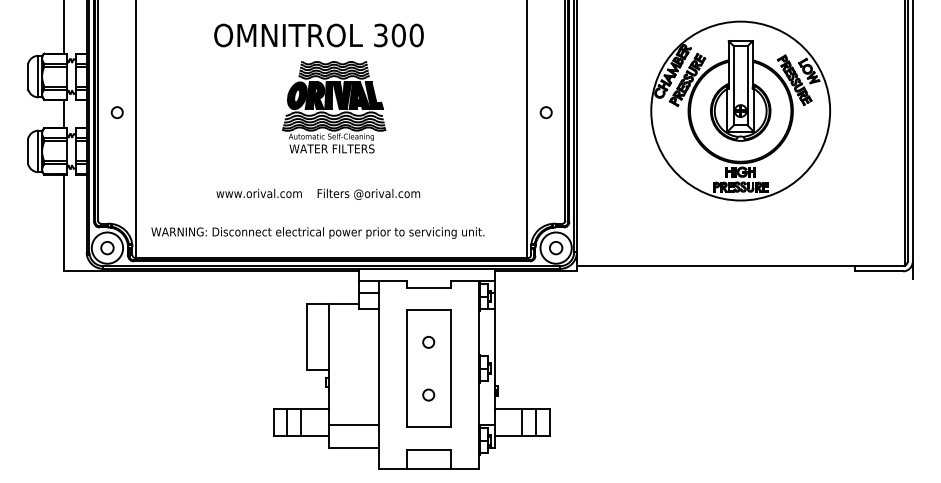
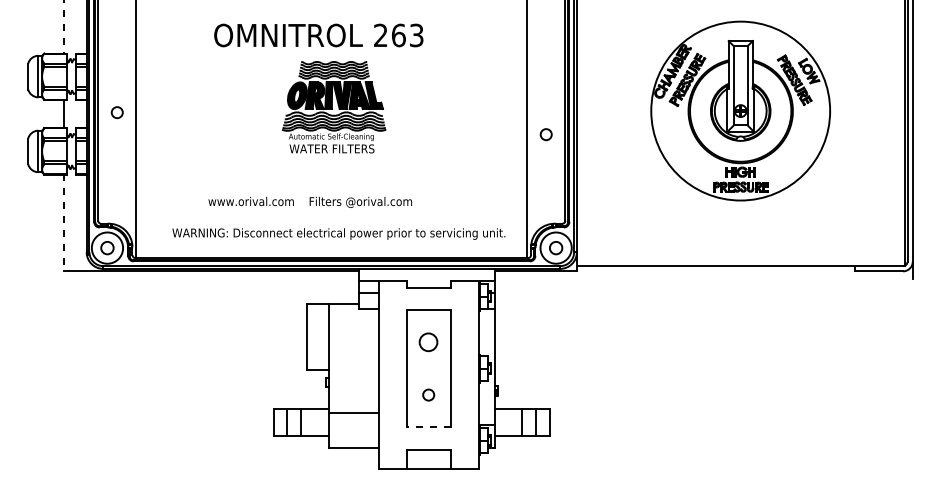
line: solid -> dashed (64, 27)
text: 300 -> 263 (398, 35)
circle position: (545, 112) -> (545, 134) (545, 134)
text position: (318, 193) -> (310, 201) (310, 201)
line: solid -> dashed (64, 223)
text position: (317, 232) -> (338, 233) (338, 233)
circle size: 14x13 px -> 21x21 px (428, 342)
line position: (353, 424) -> (353, 412) (353, 412)
line: solid -> dashed (428, 426)
